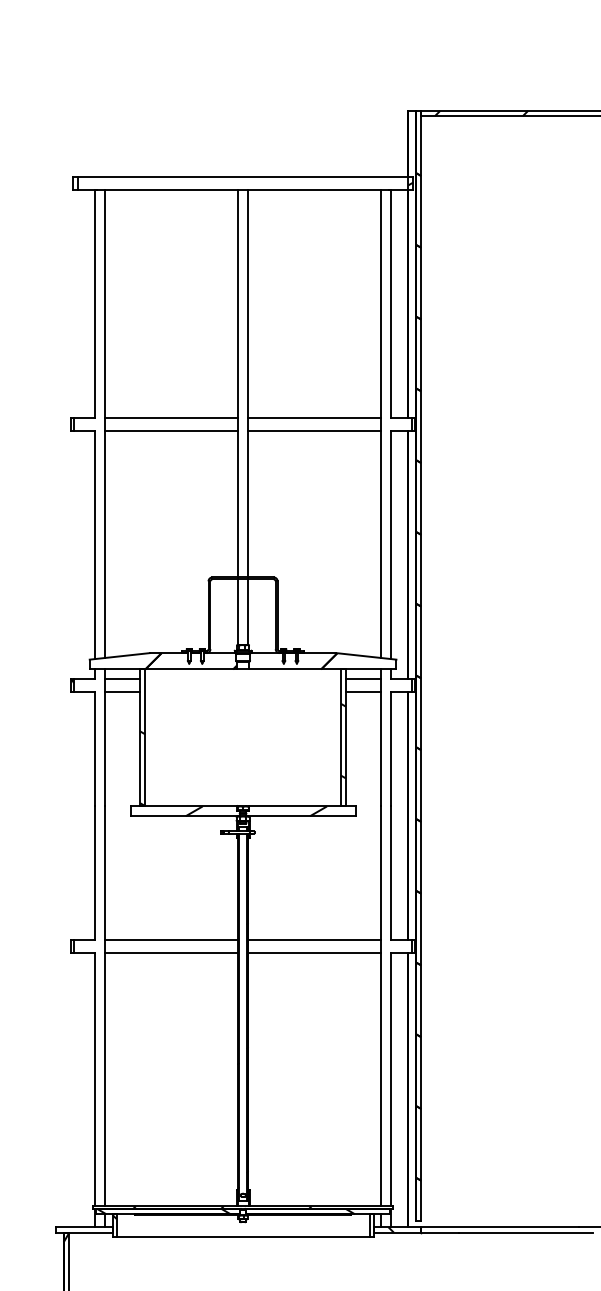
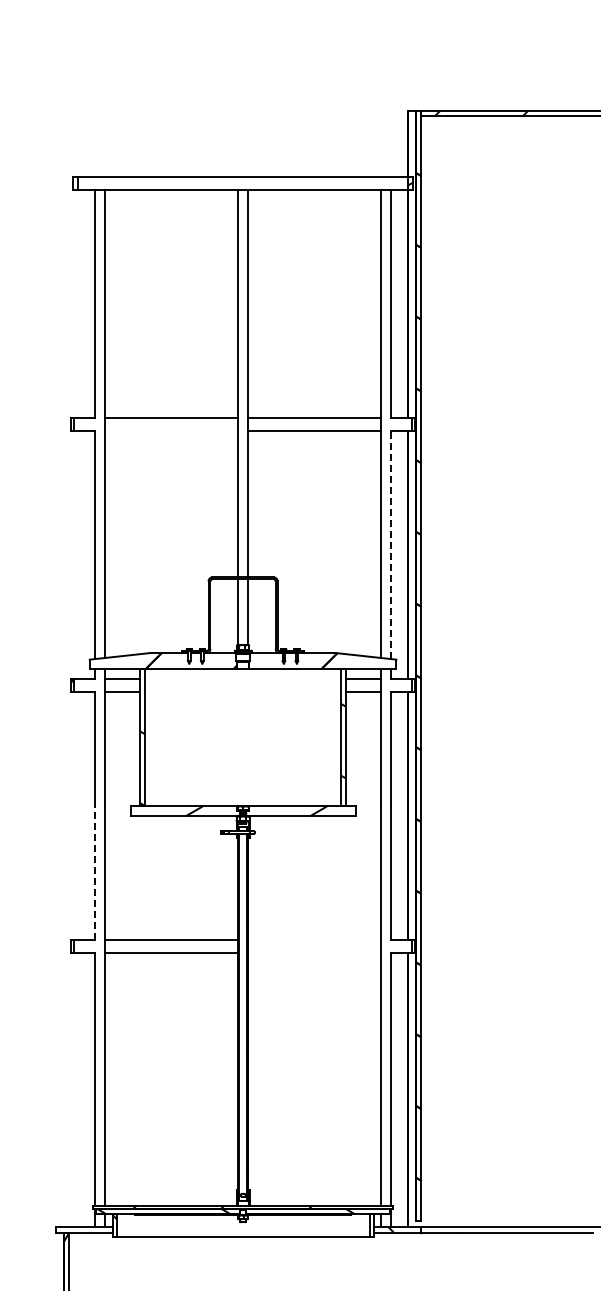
line: present -> none (171, 431)
line: solid -> dashed (391, 545)
line: solid -> dashed (94, 873)
line: present -> none (314, 940)
line: present -> none (314, 953)
